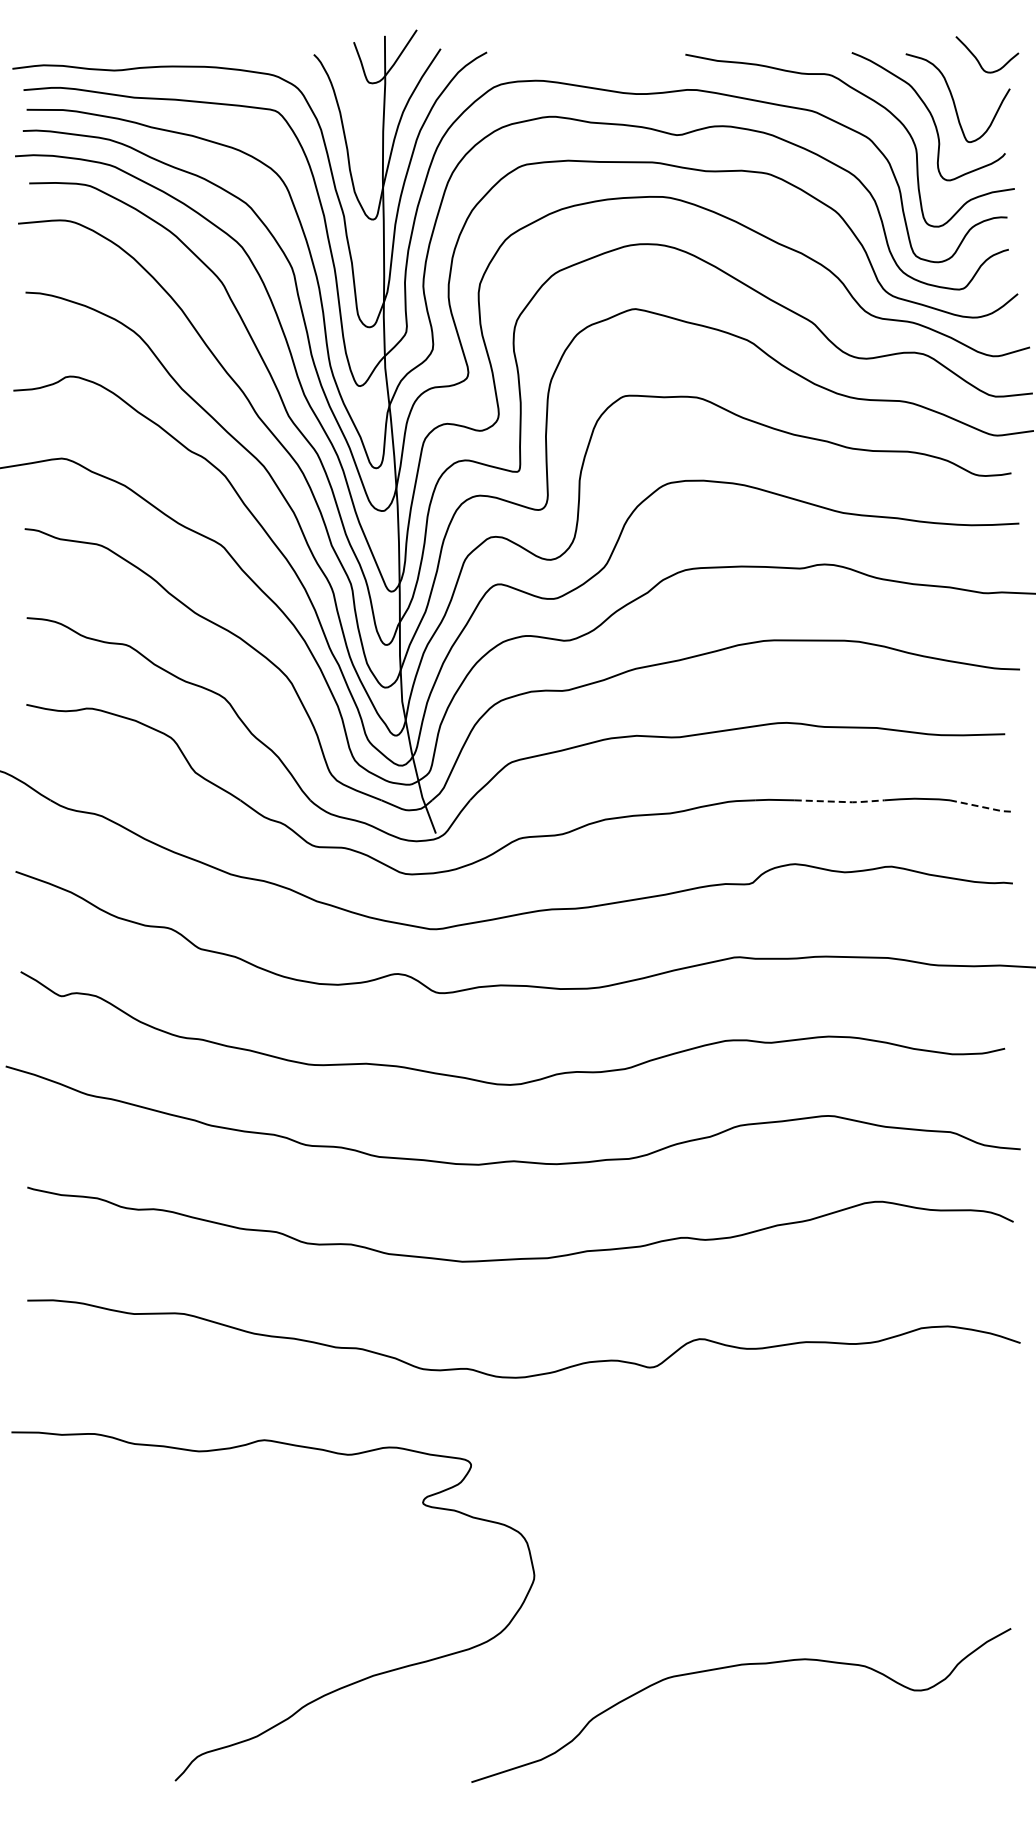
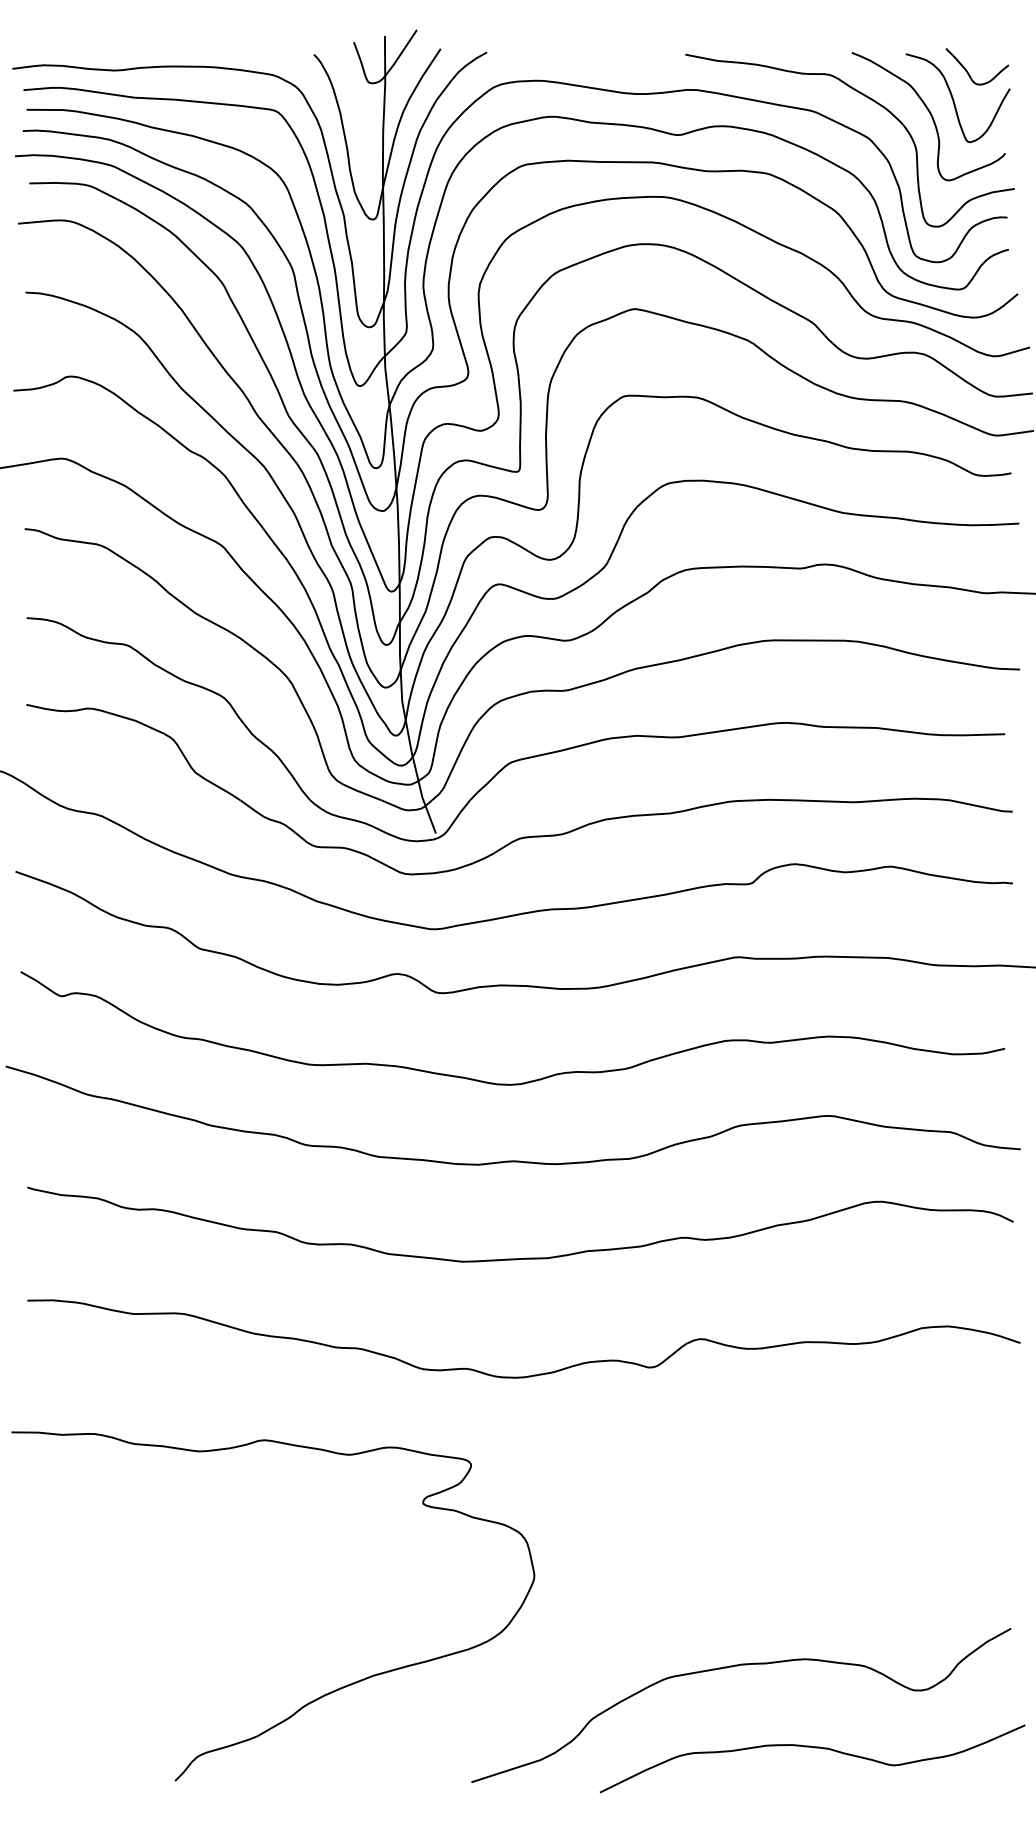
curve position: (979, 61) -> (969, 73) (969, 73)
line: dashed -> solid (840, 801)
line: dashed -> solid (981, 806)
curve: none -> present (814, 1748)
